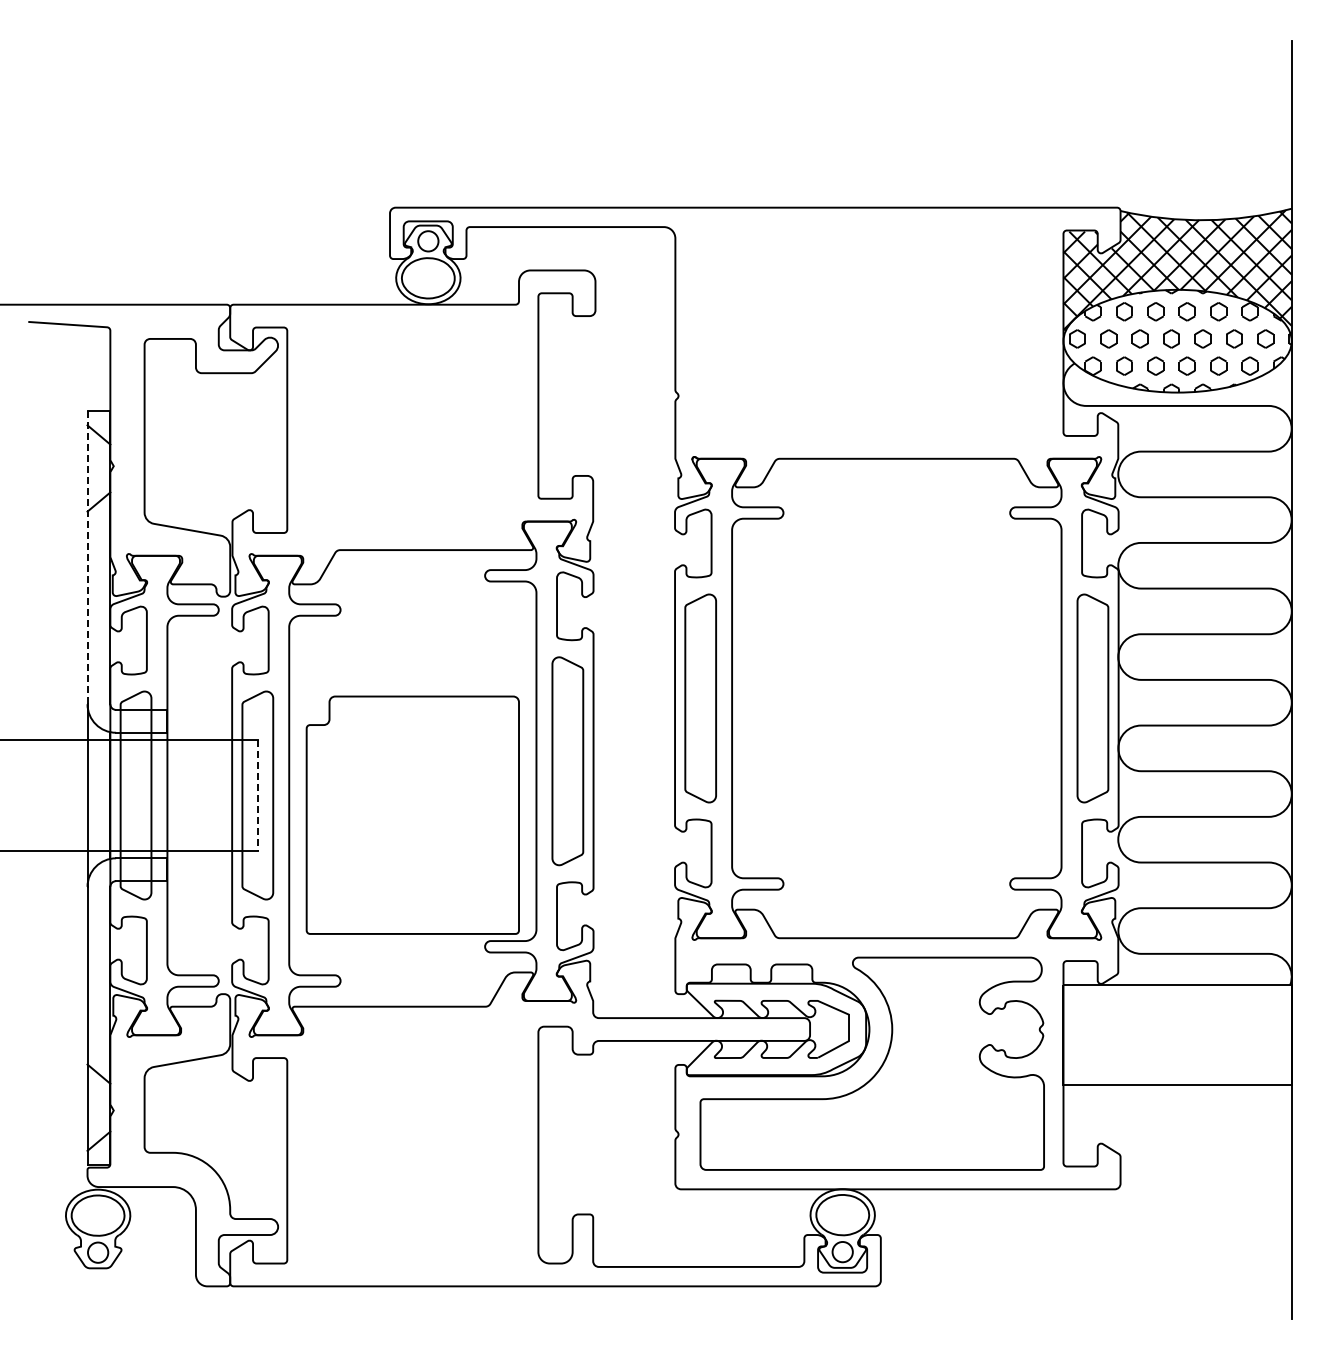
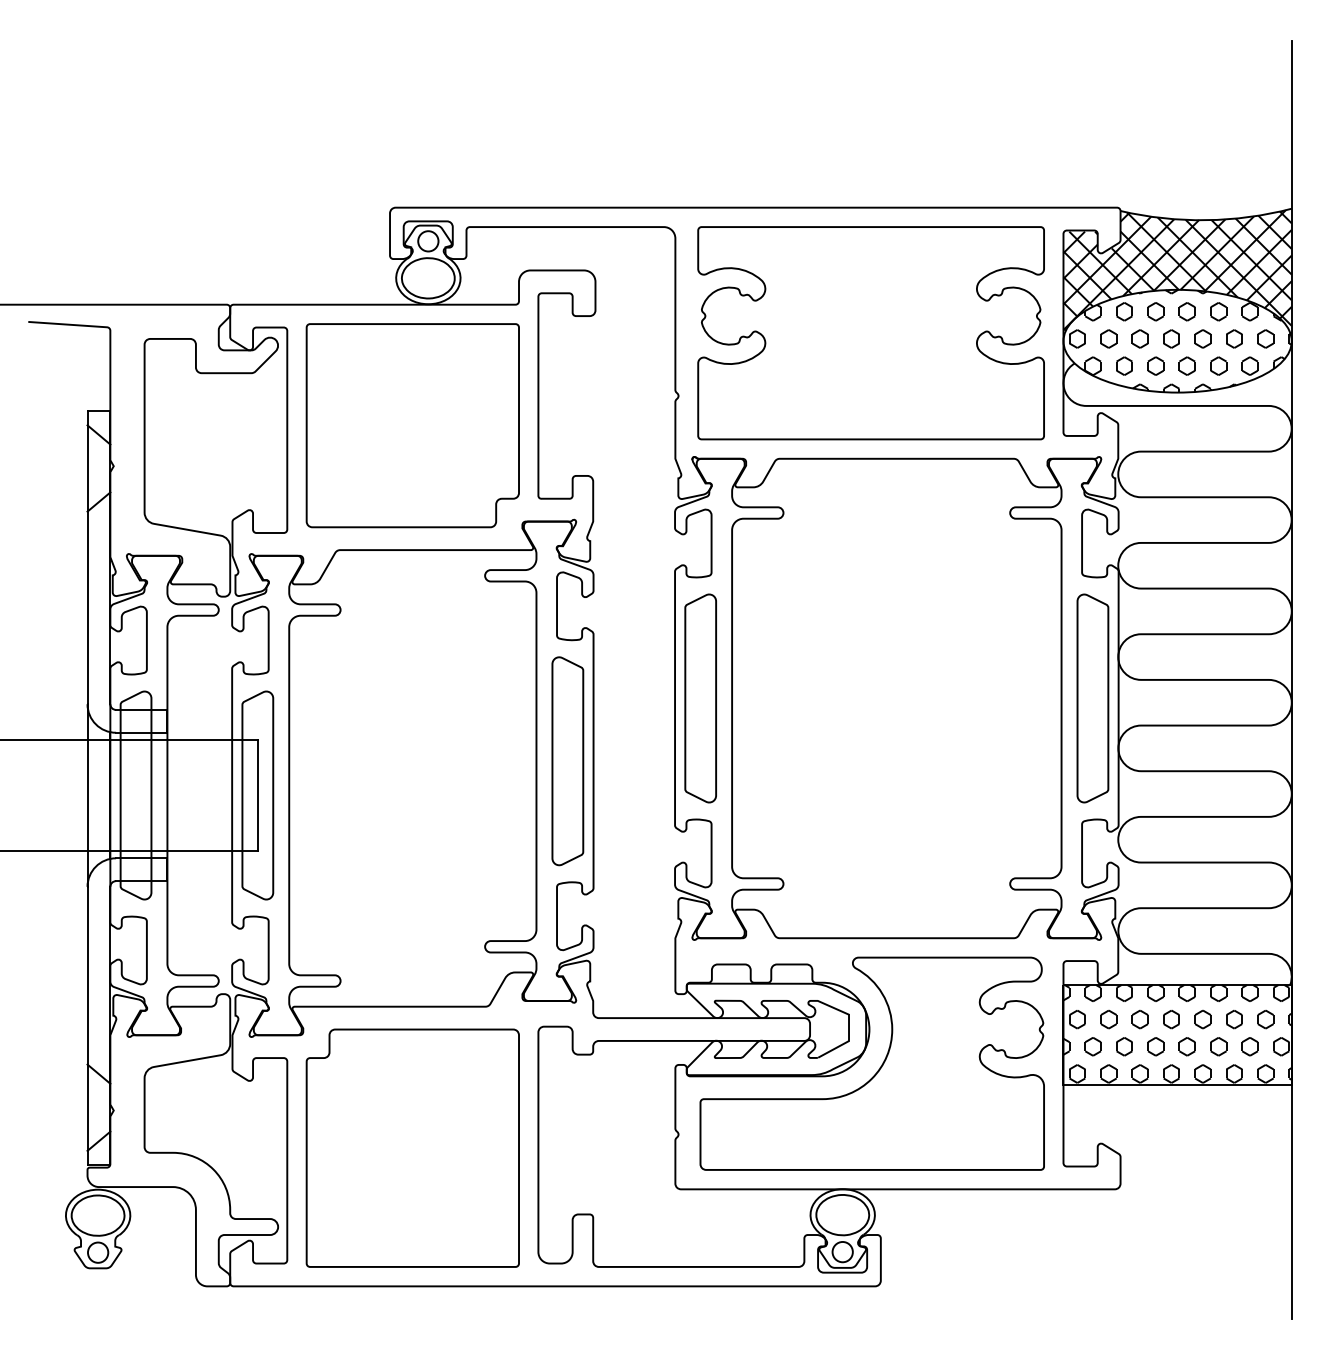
part: none -> present (870, 333)
part: none -> present (412, 425)
line: dashed -> solid (87, 557)
line: dashed -> solid (257, 796)
part position: (412, 814) -> (412, 1147) (412, 1147)
hatch: none -> present (1177, 1033)
